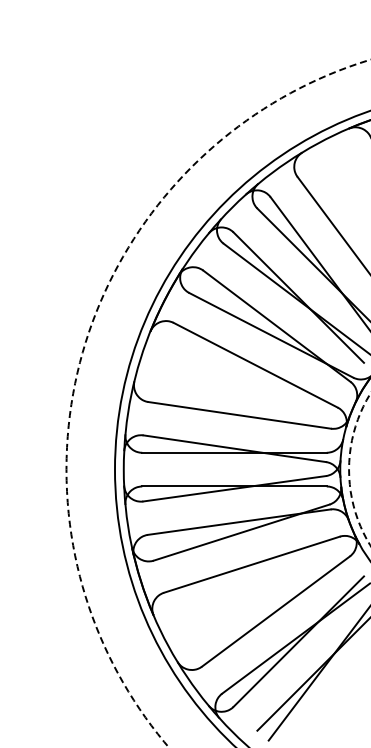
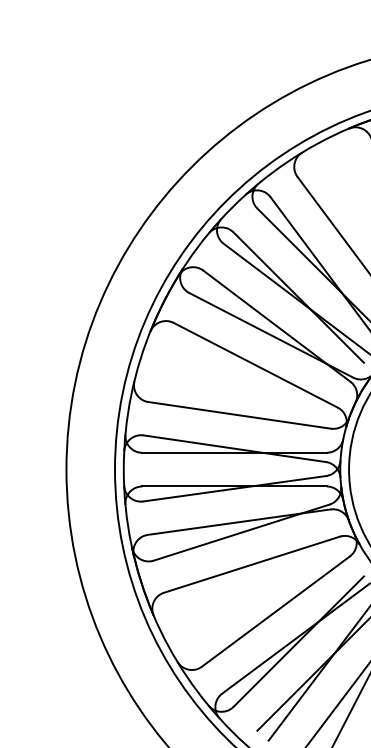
circle: dashed -> solid (218, 403)
circle: dashed -> solid (359, 469)
line: none -> present (337, 704)
line: none -> present (350, 711)
